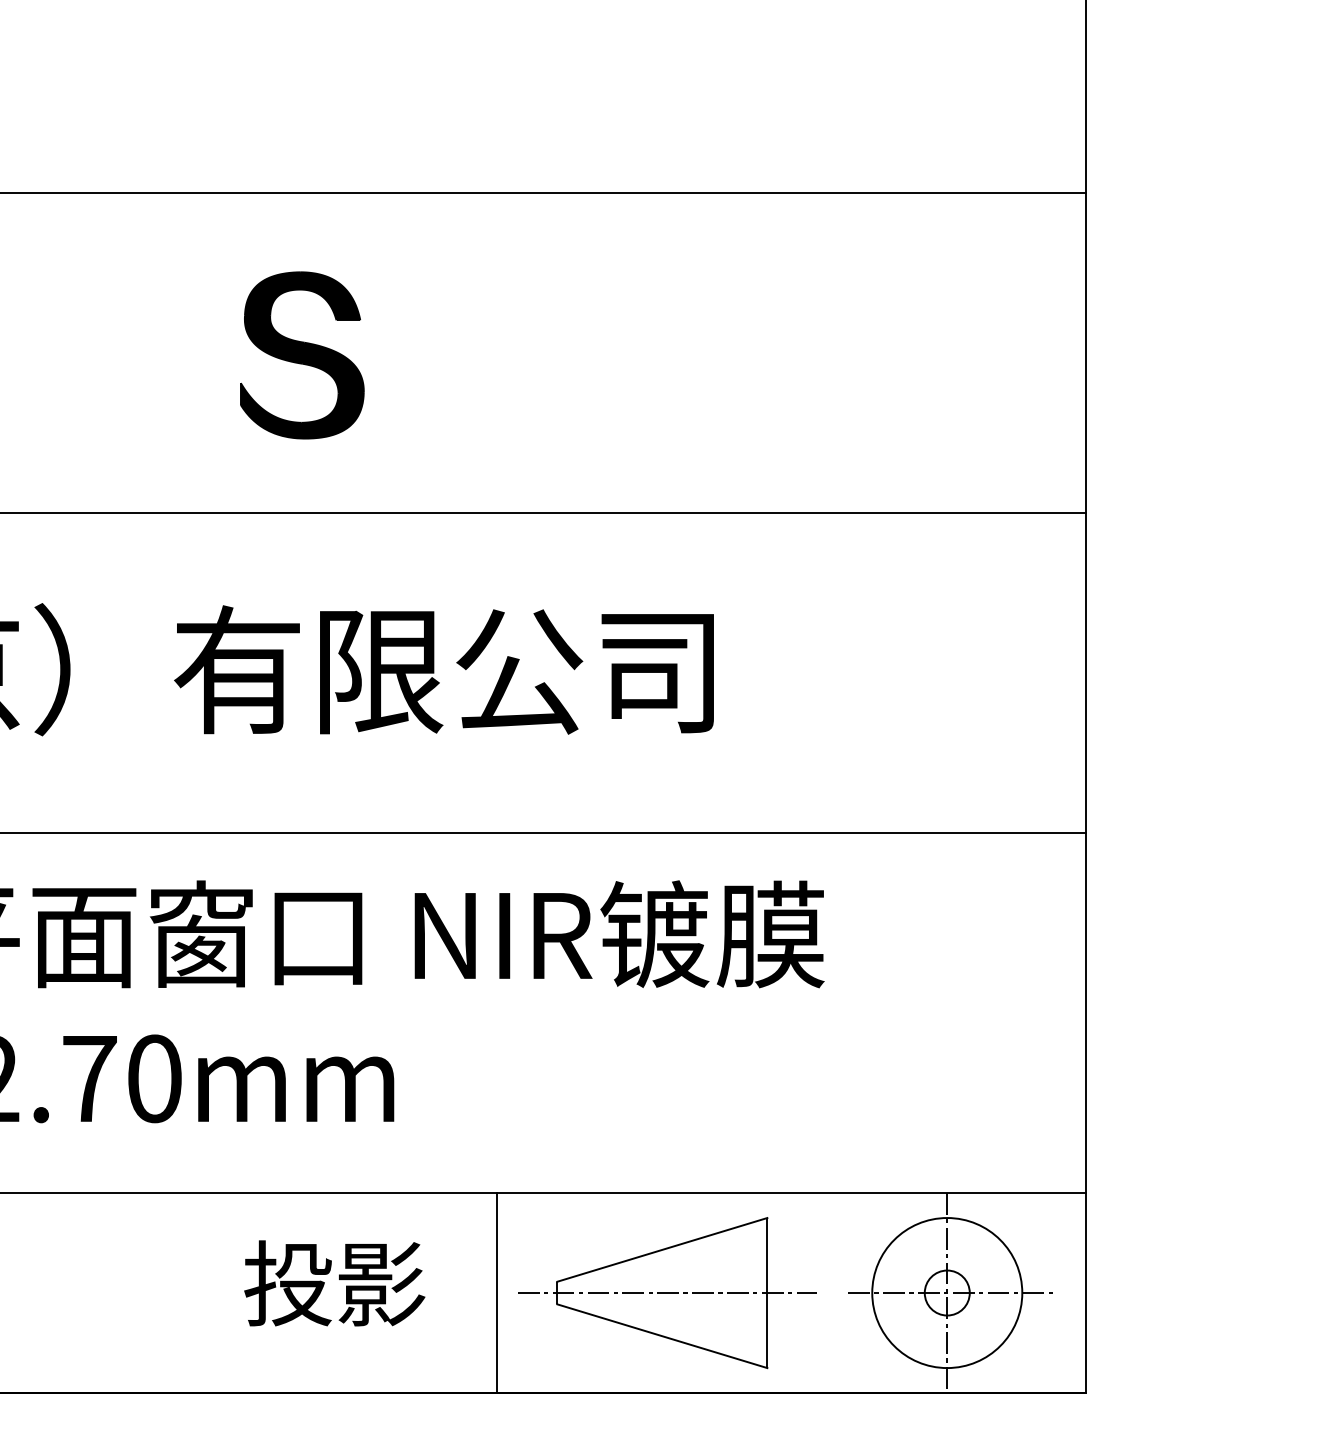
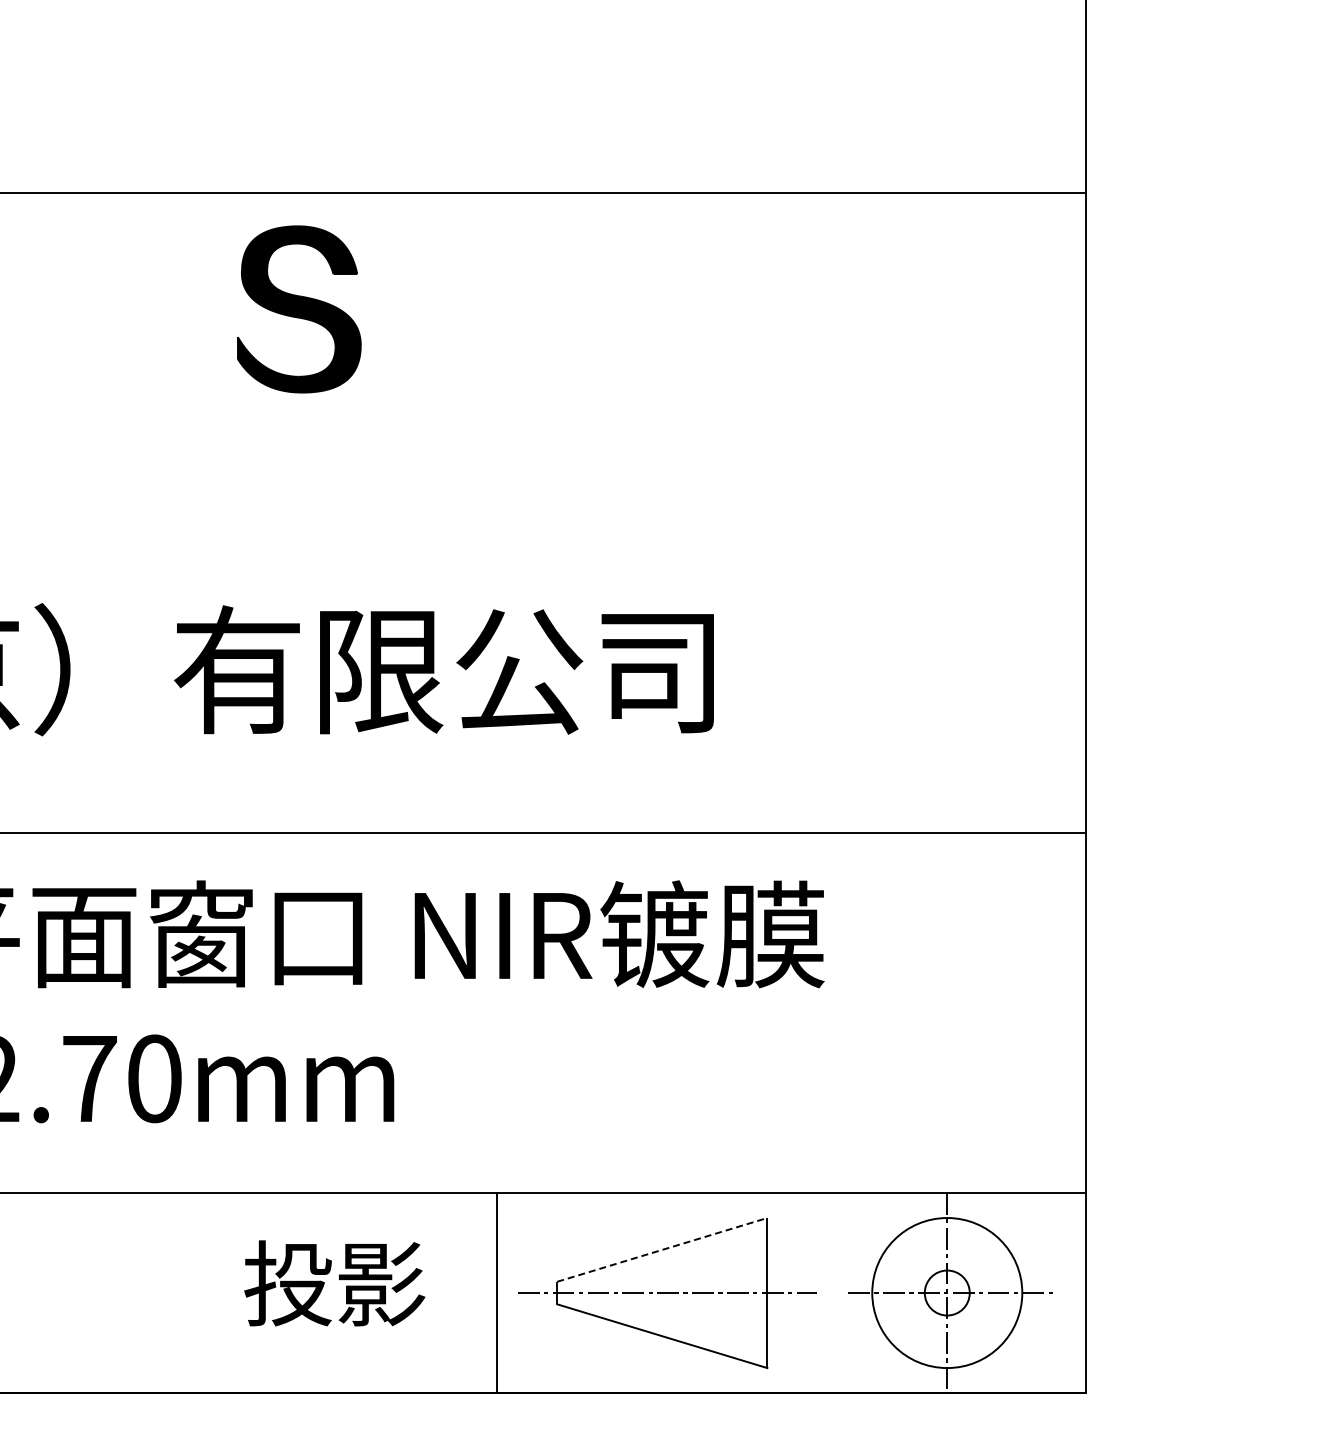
part position: (302, 355) -> (299, 309) (299, 309)
line: present -> none (544, 512)
line: solid -> dashed (662, 1249)
